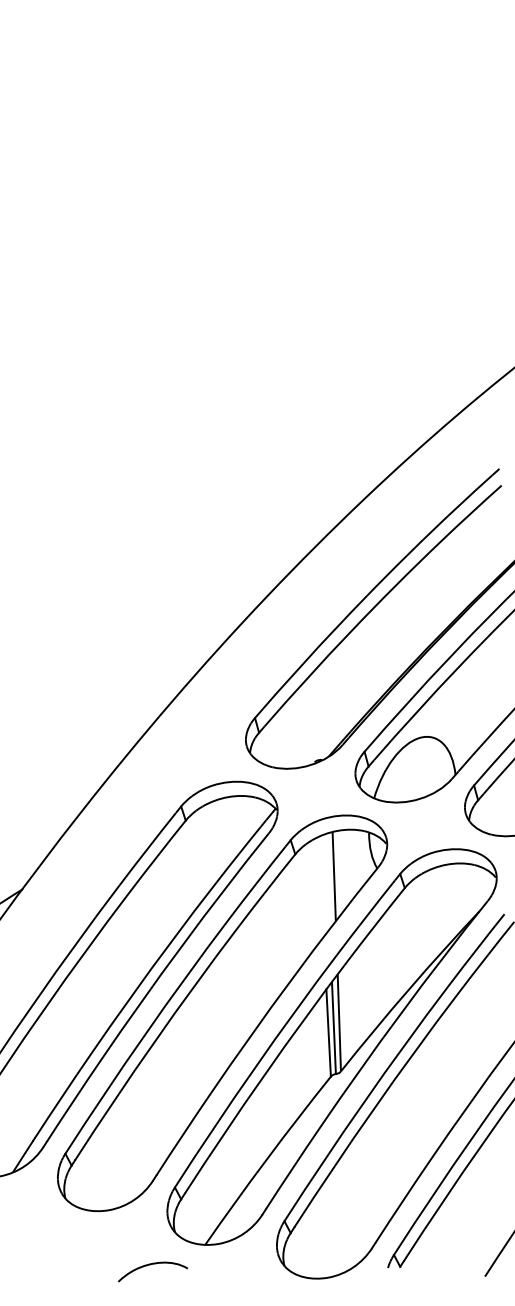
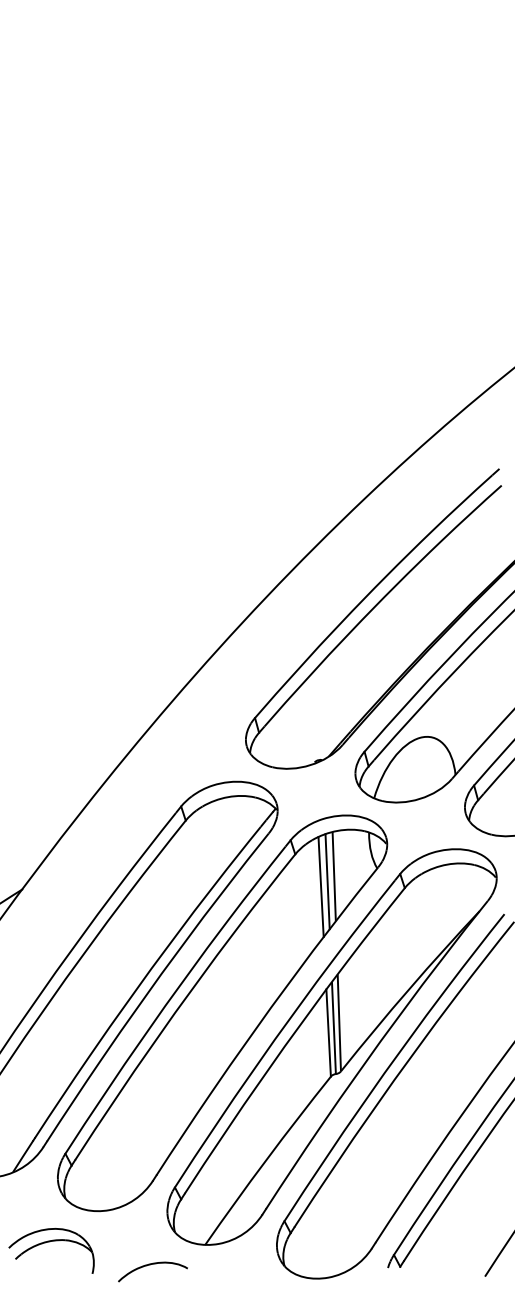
line: none -> present (327, 881)
line: none -> present (320, 886)
part: none -> present (49, 1242)
